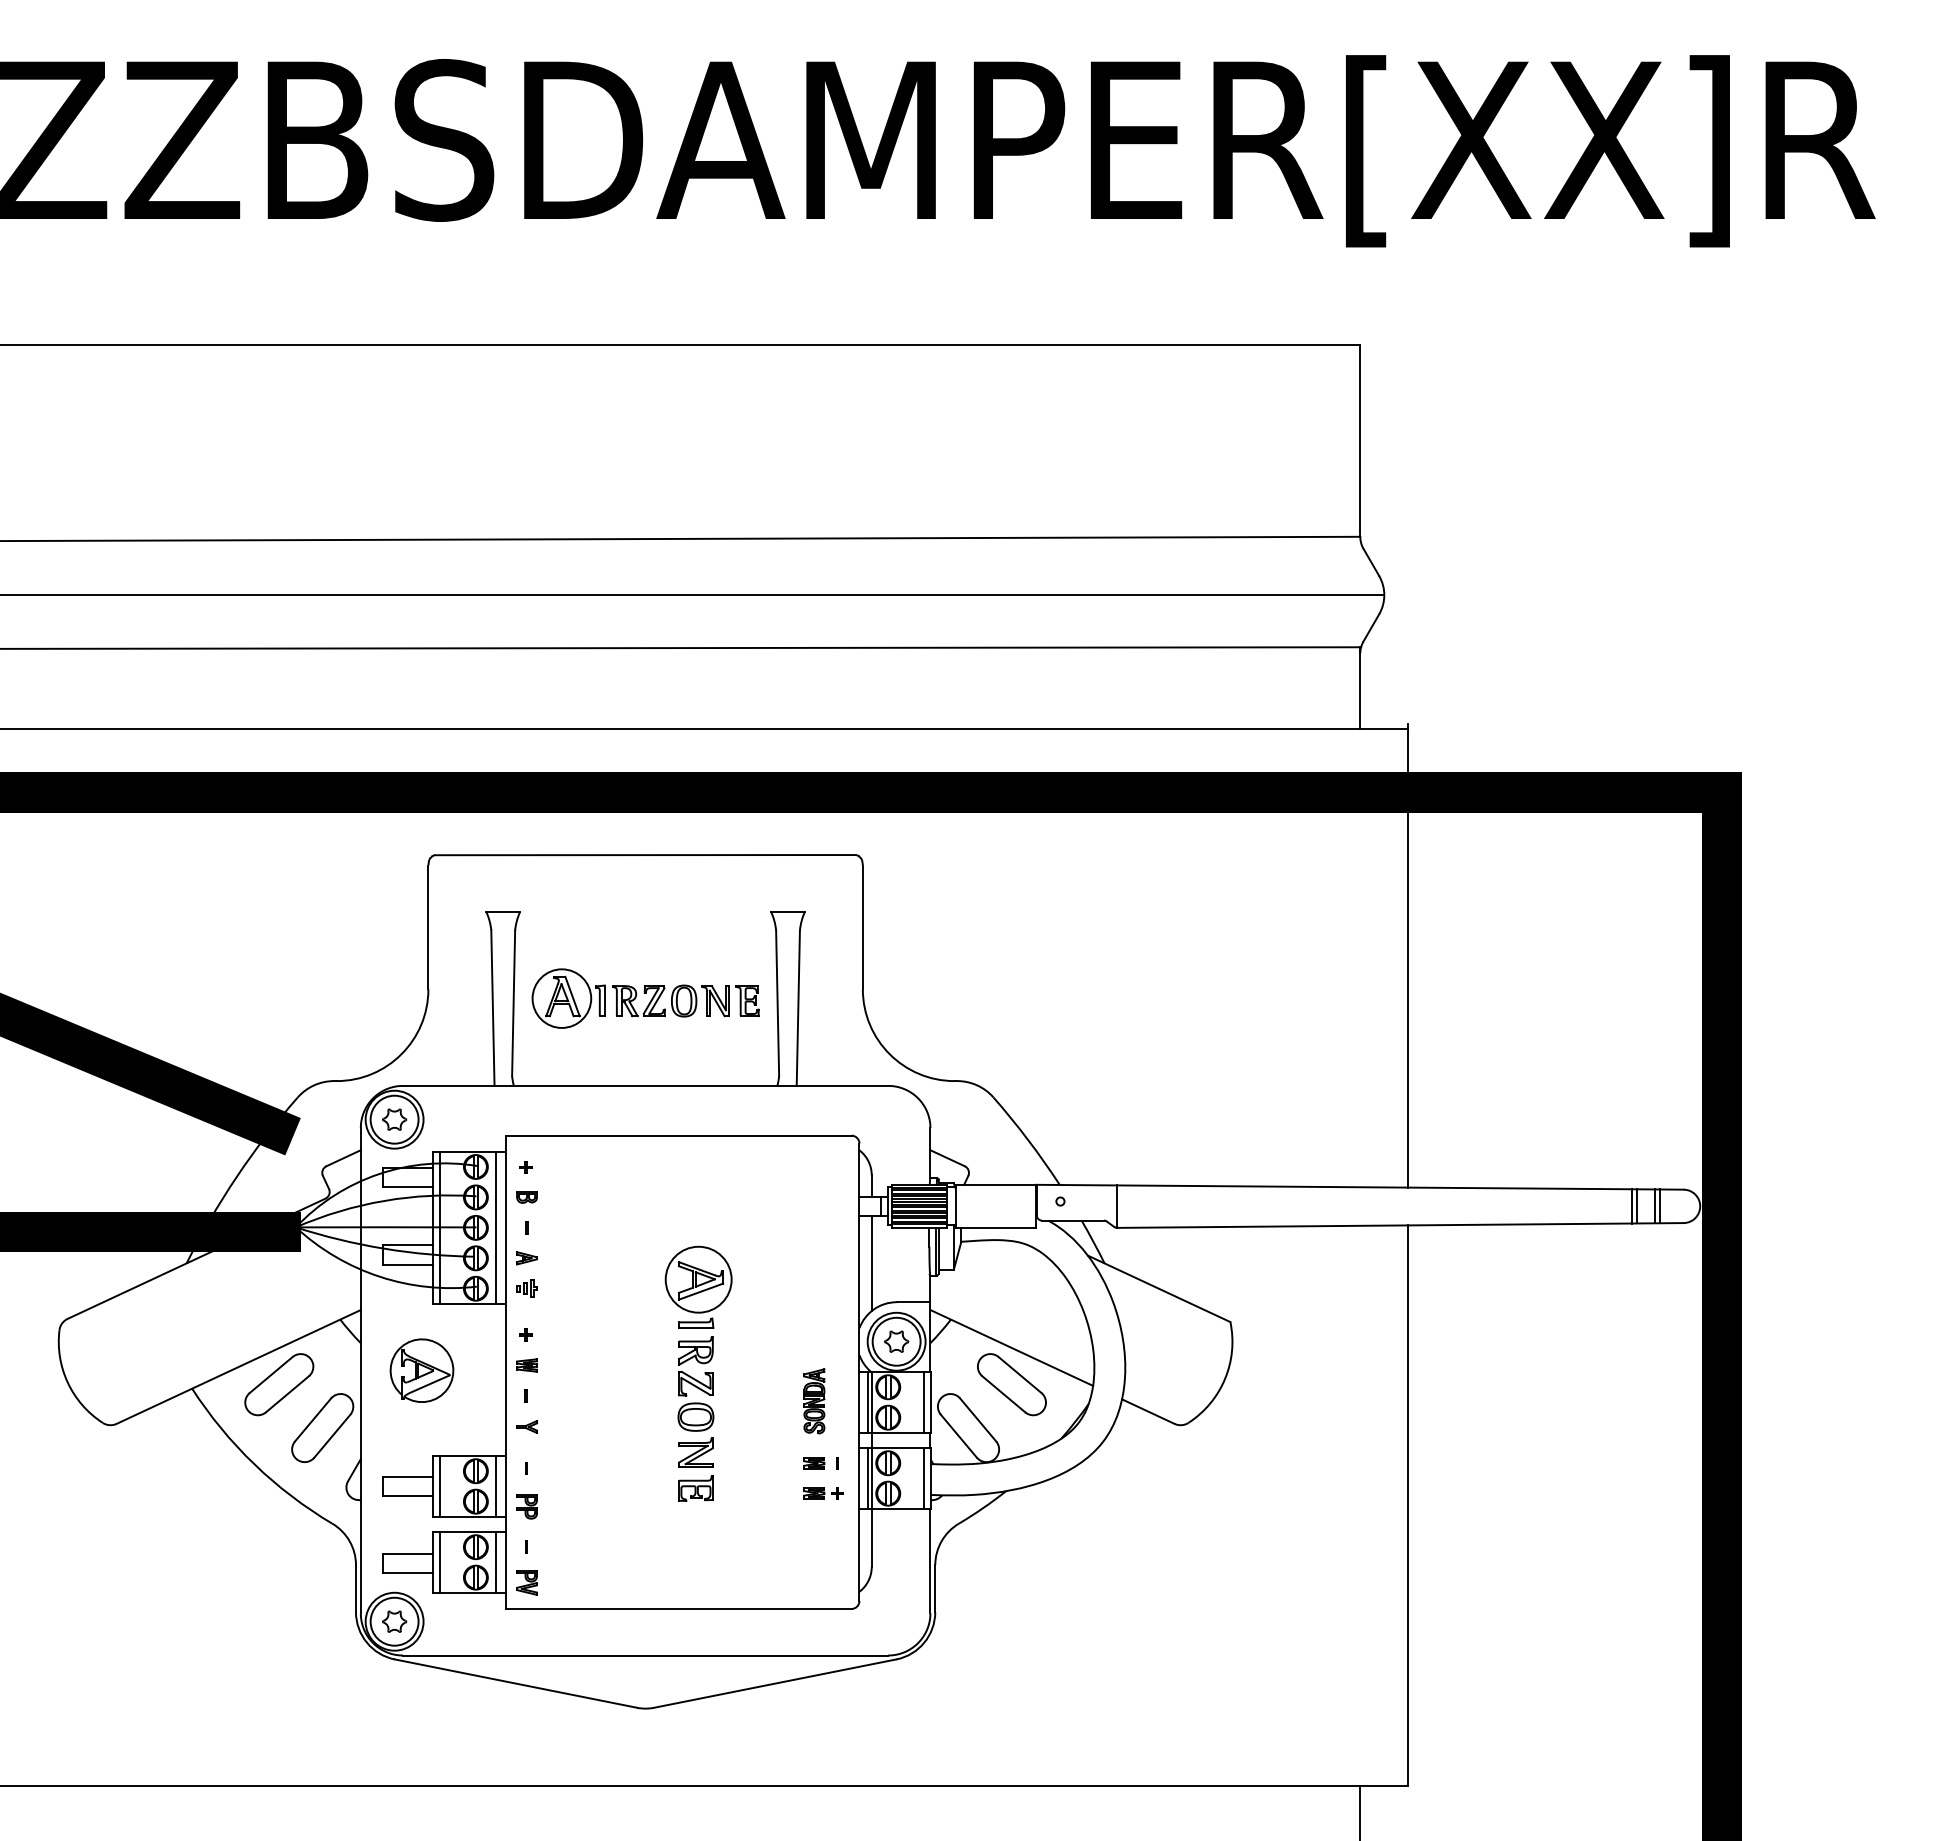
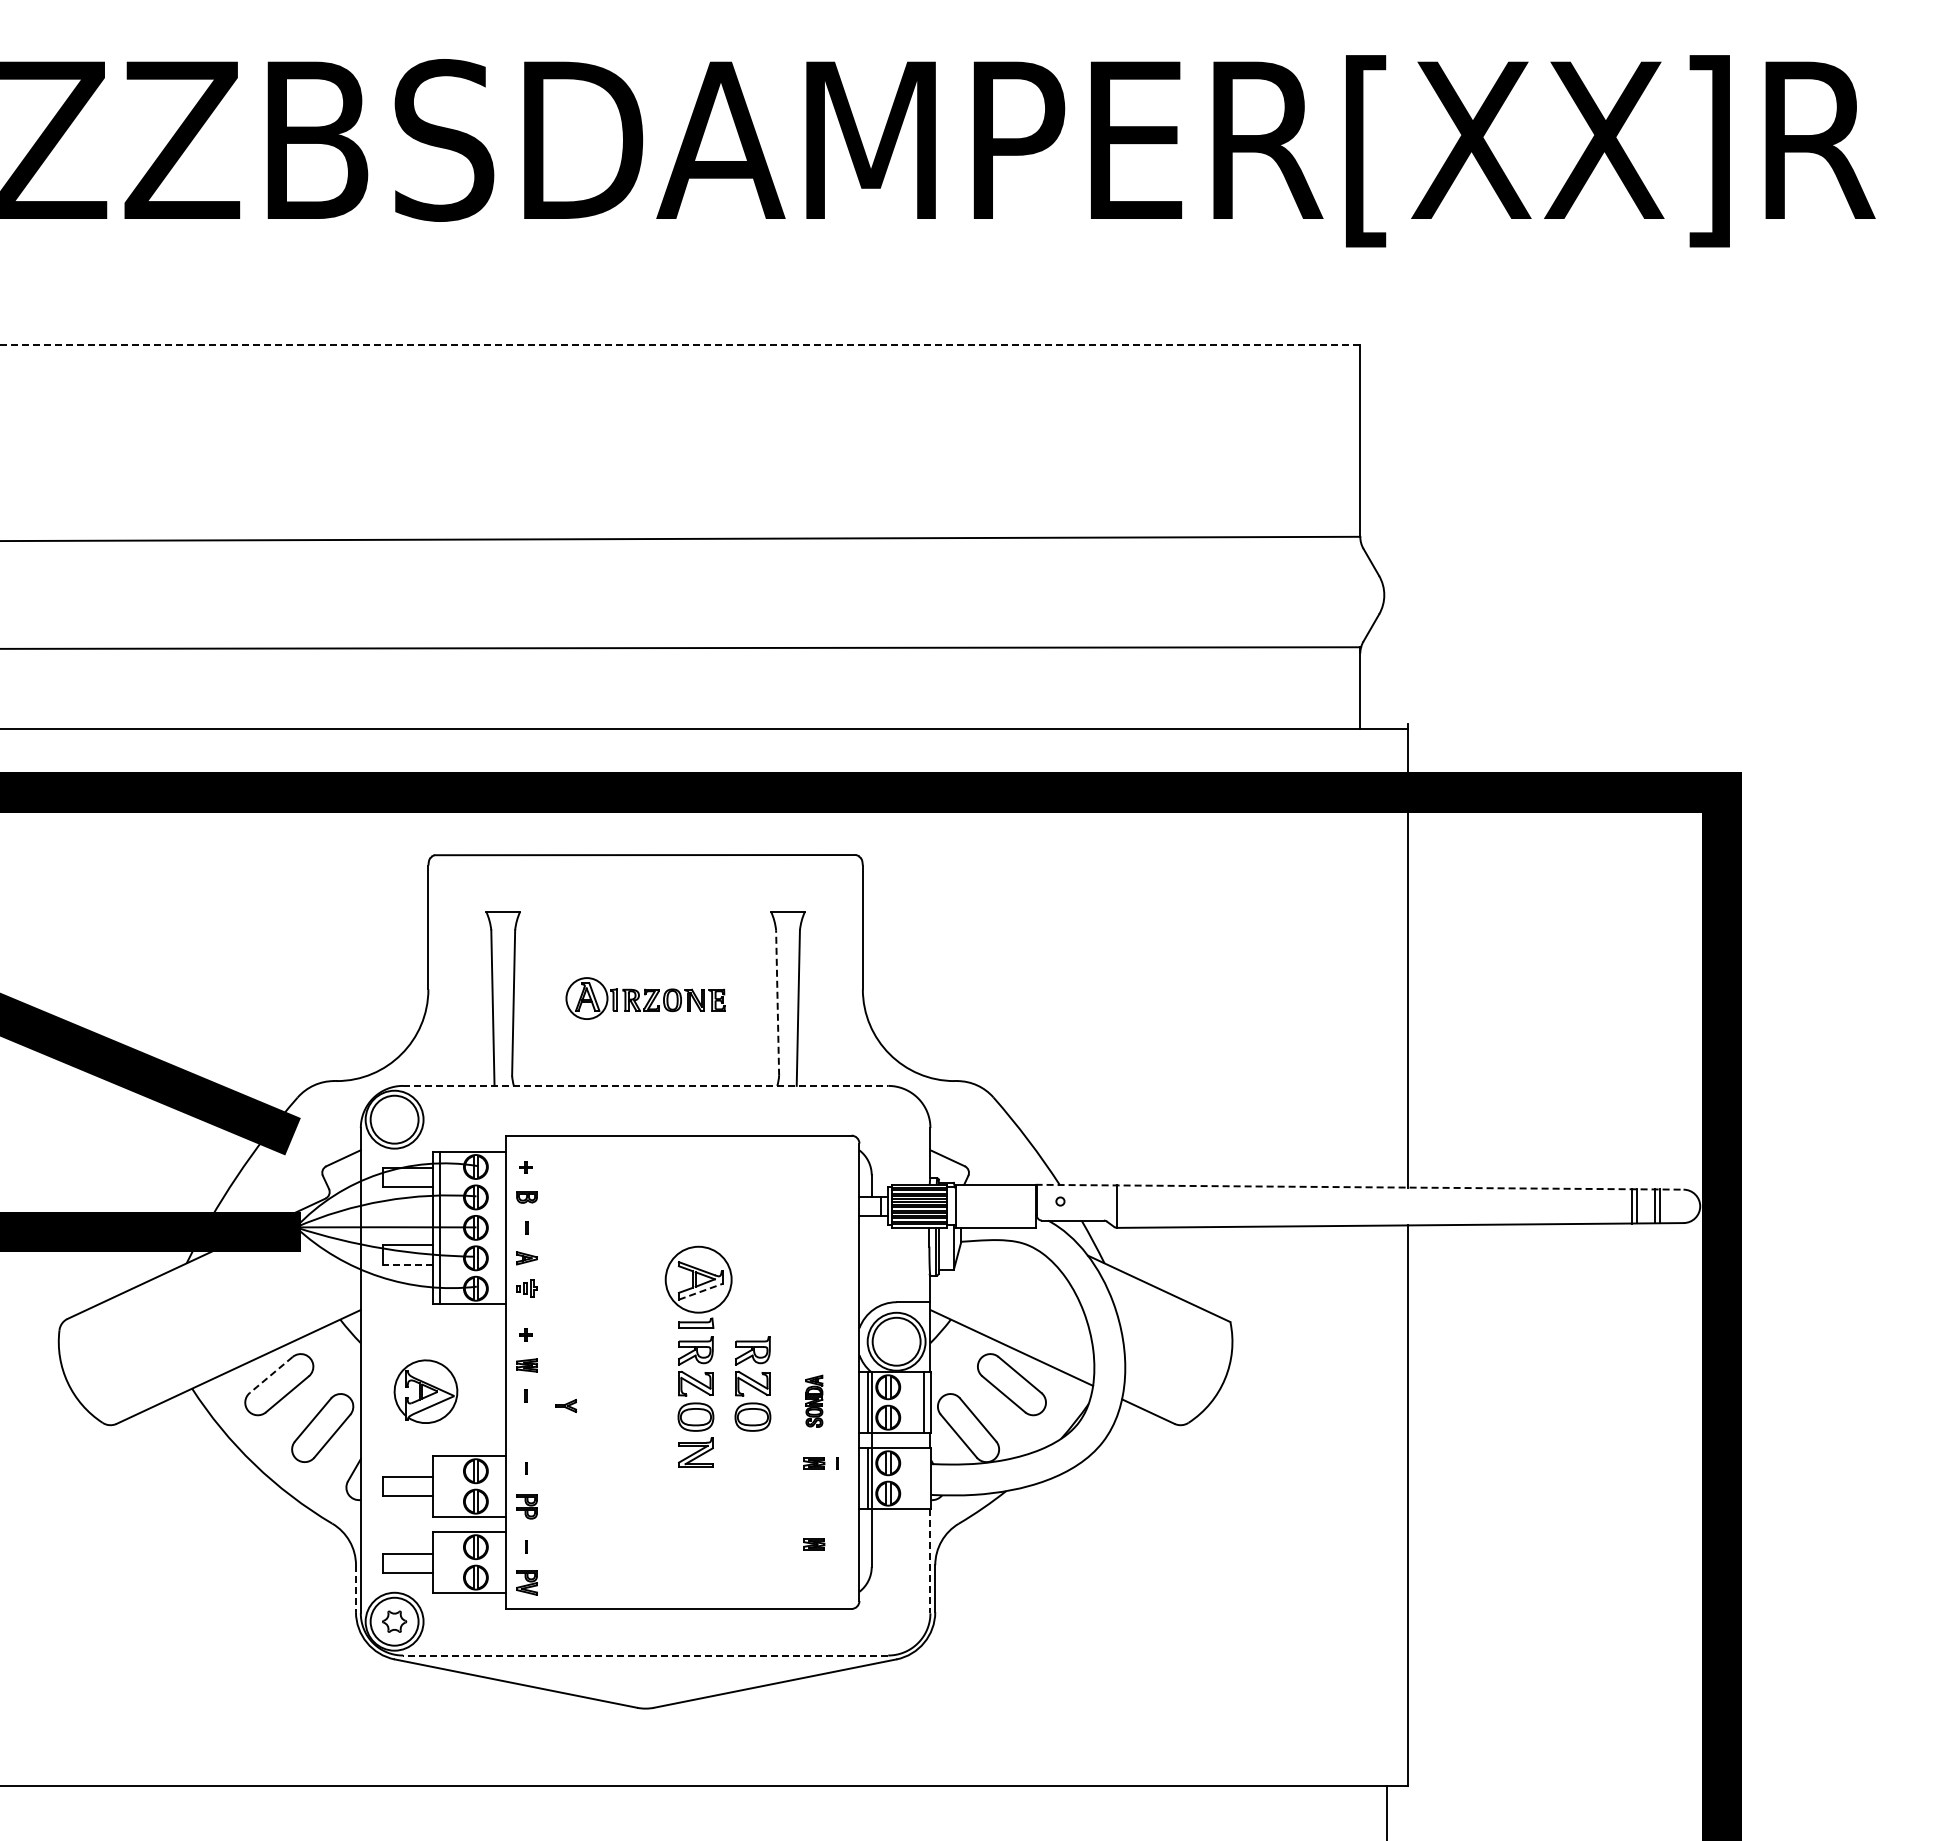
line: solid -> dashed (679, 344)
line: present -> none (693, 595)
part size: 229x61 px -> 161x43 px (645, 998)
line: solid -> dashed (777, 1003)
line: solid -> dashed (645, 1085)
part: present -> none (394, 1119)
line: solid -> dashed (1359, 1187)
line: present -> none (495, 1227)
line: present -> none (871, 1263)
line: solid -> dashed (408, 1264)
line: solid -> dashed (701, 1291)
part: present -> none (896, 1341)
part position: (421, 1370) -> (425, 1391) (425, 1391)
line: solid -> dashed (271, 1375)
part: none -> present (752, 1383)
part size: 23x67 px -> 19x54 px (814, 1400)
part position: (527, 1426) -> (566, 1405) (566, 1405)
line: present -> none (924, 1478)
line: present -> none (439, 1485)
line: present -> none (495, 1485)
part: present -> none (695, 1488)
part: present -> none (823, 1493)
part: none -> present (814, 1544)
line: present -> none (439, 1561)
line: present -> none (495, 1561)
line: solid -> dashed (930, 1561)
line: solid -> dashed (356, 1589)
line: solid -> dashed (645, 1655)
line position: (1360, 1811) -> (1387, 1811) (1387, 1811)
